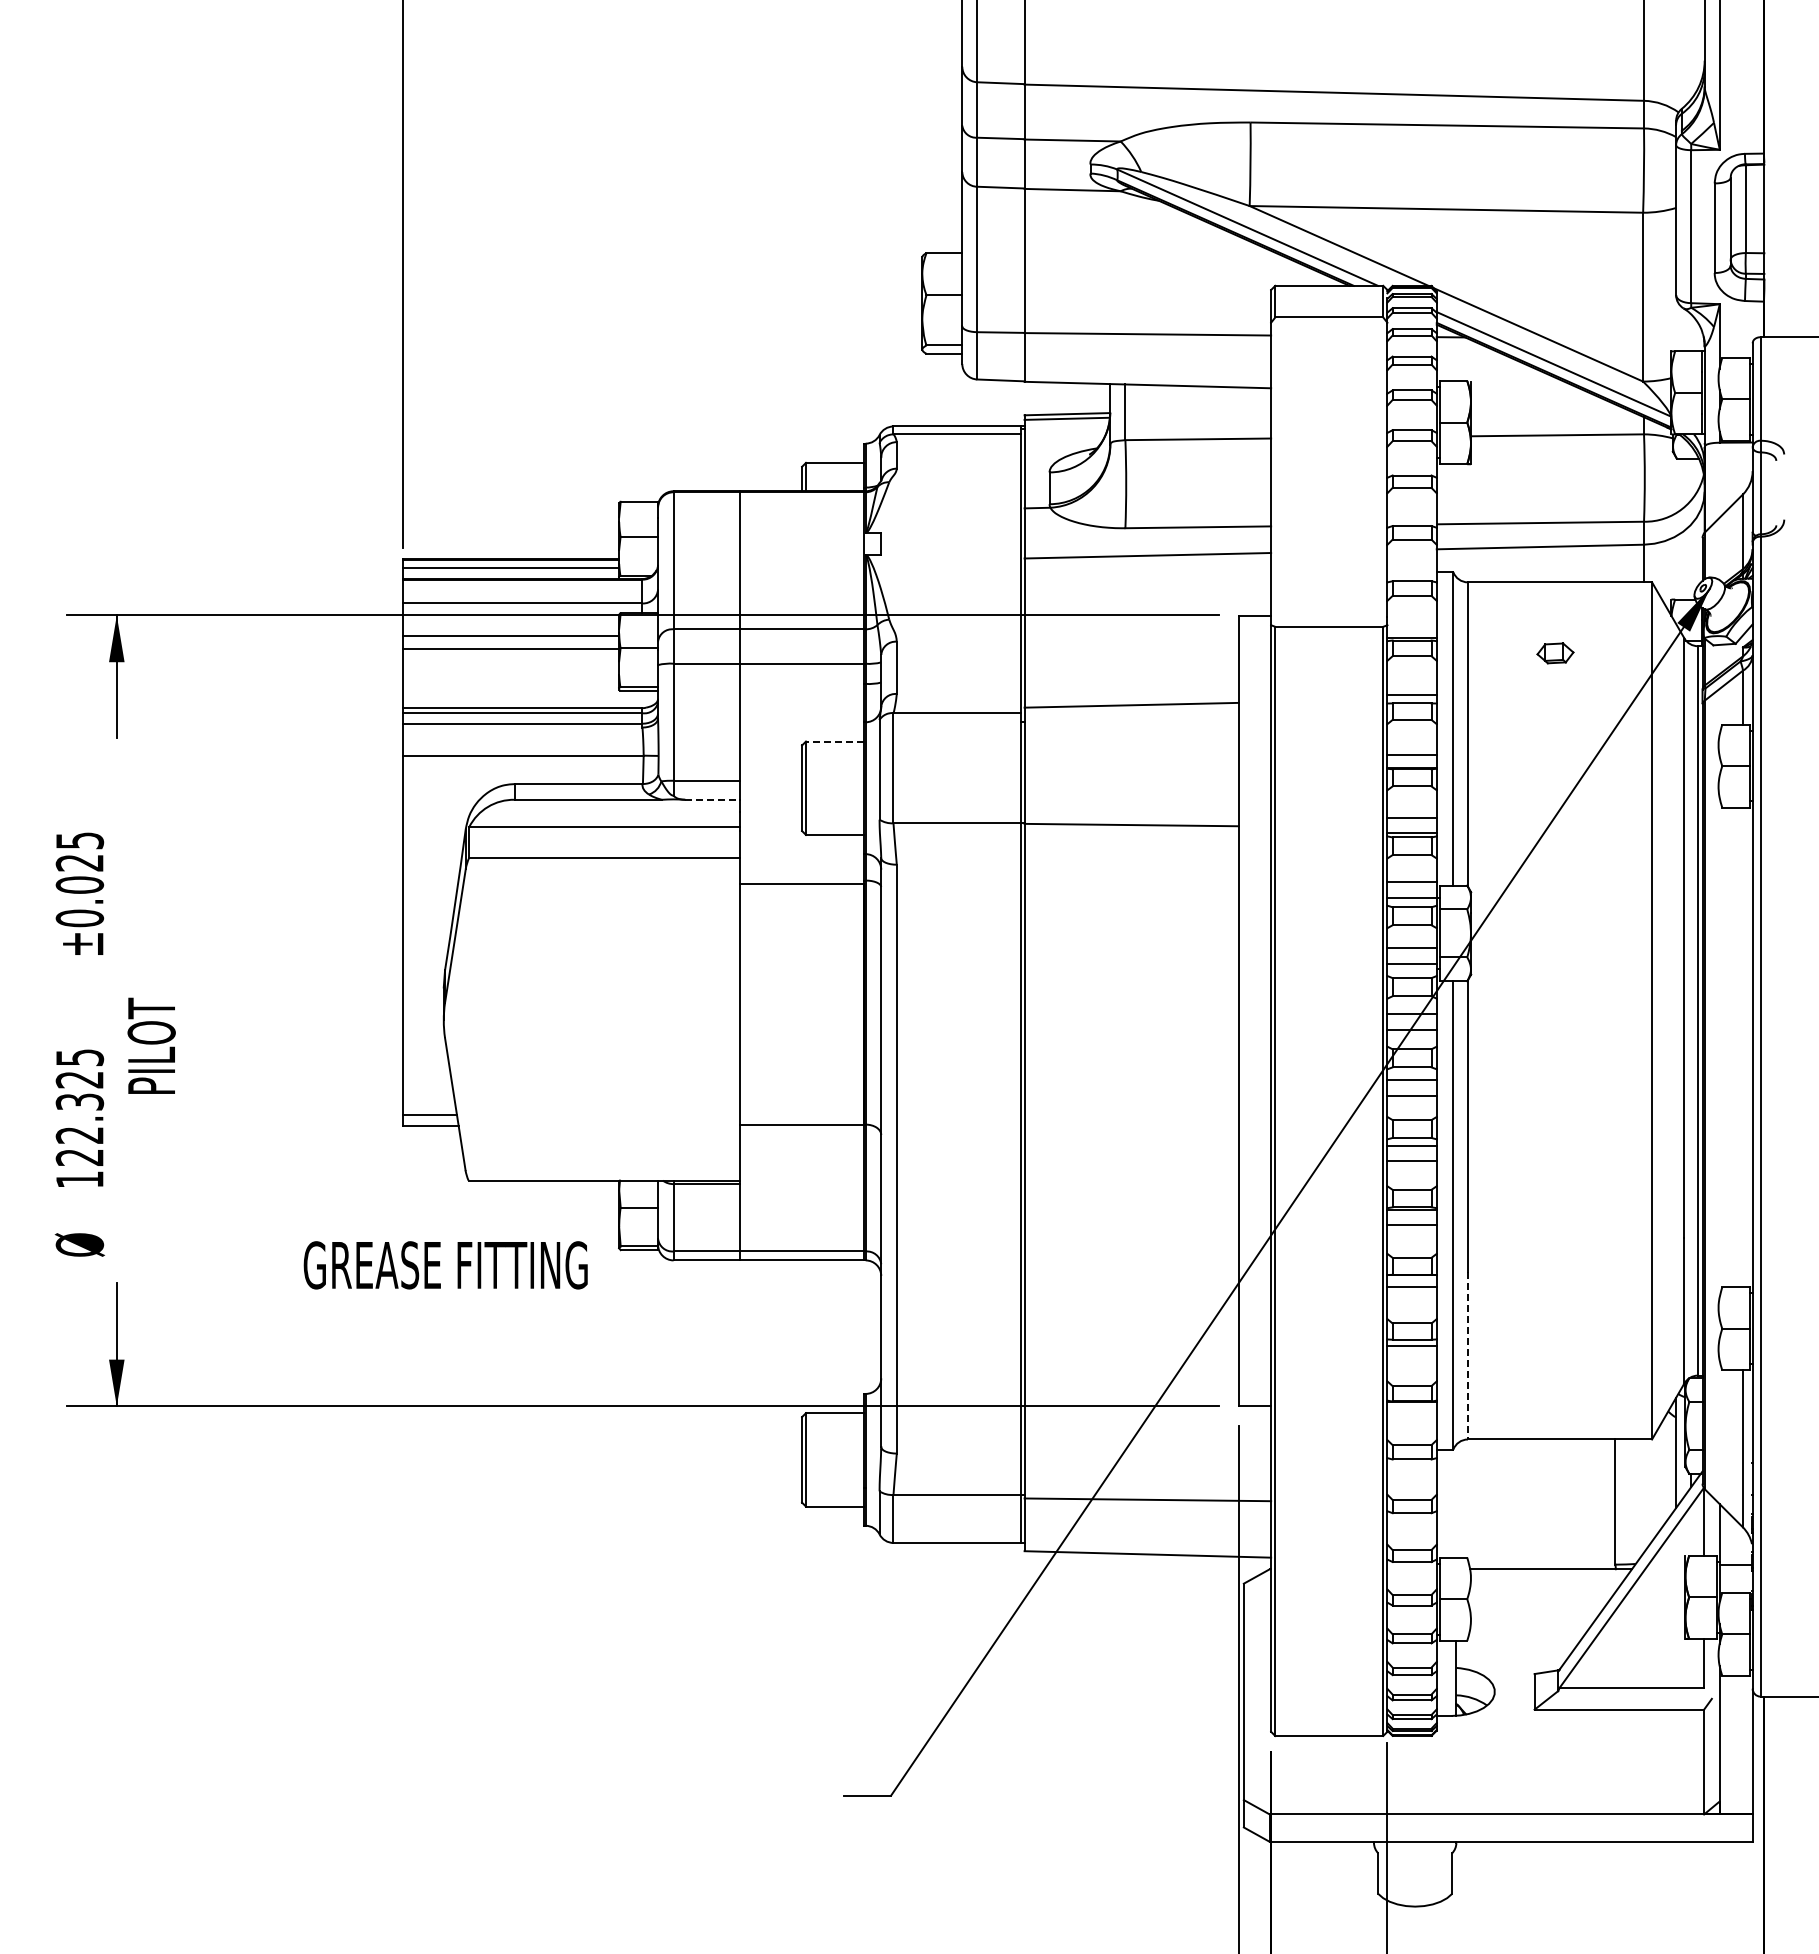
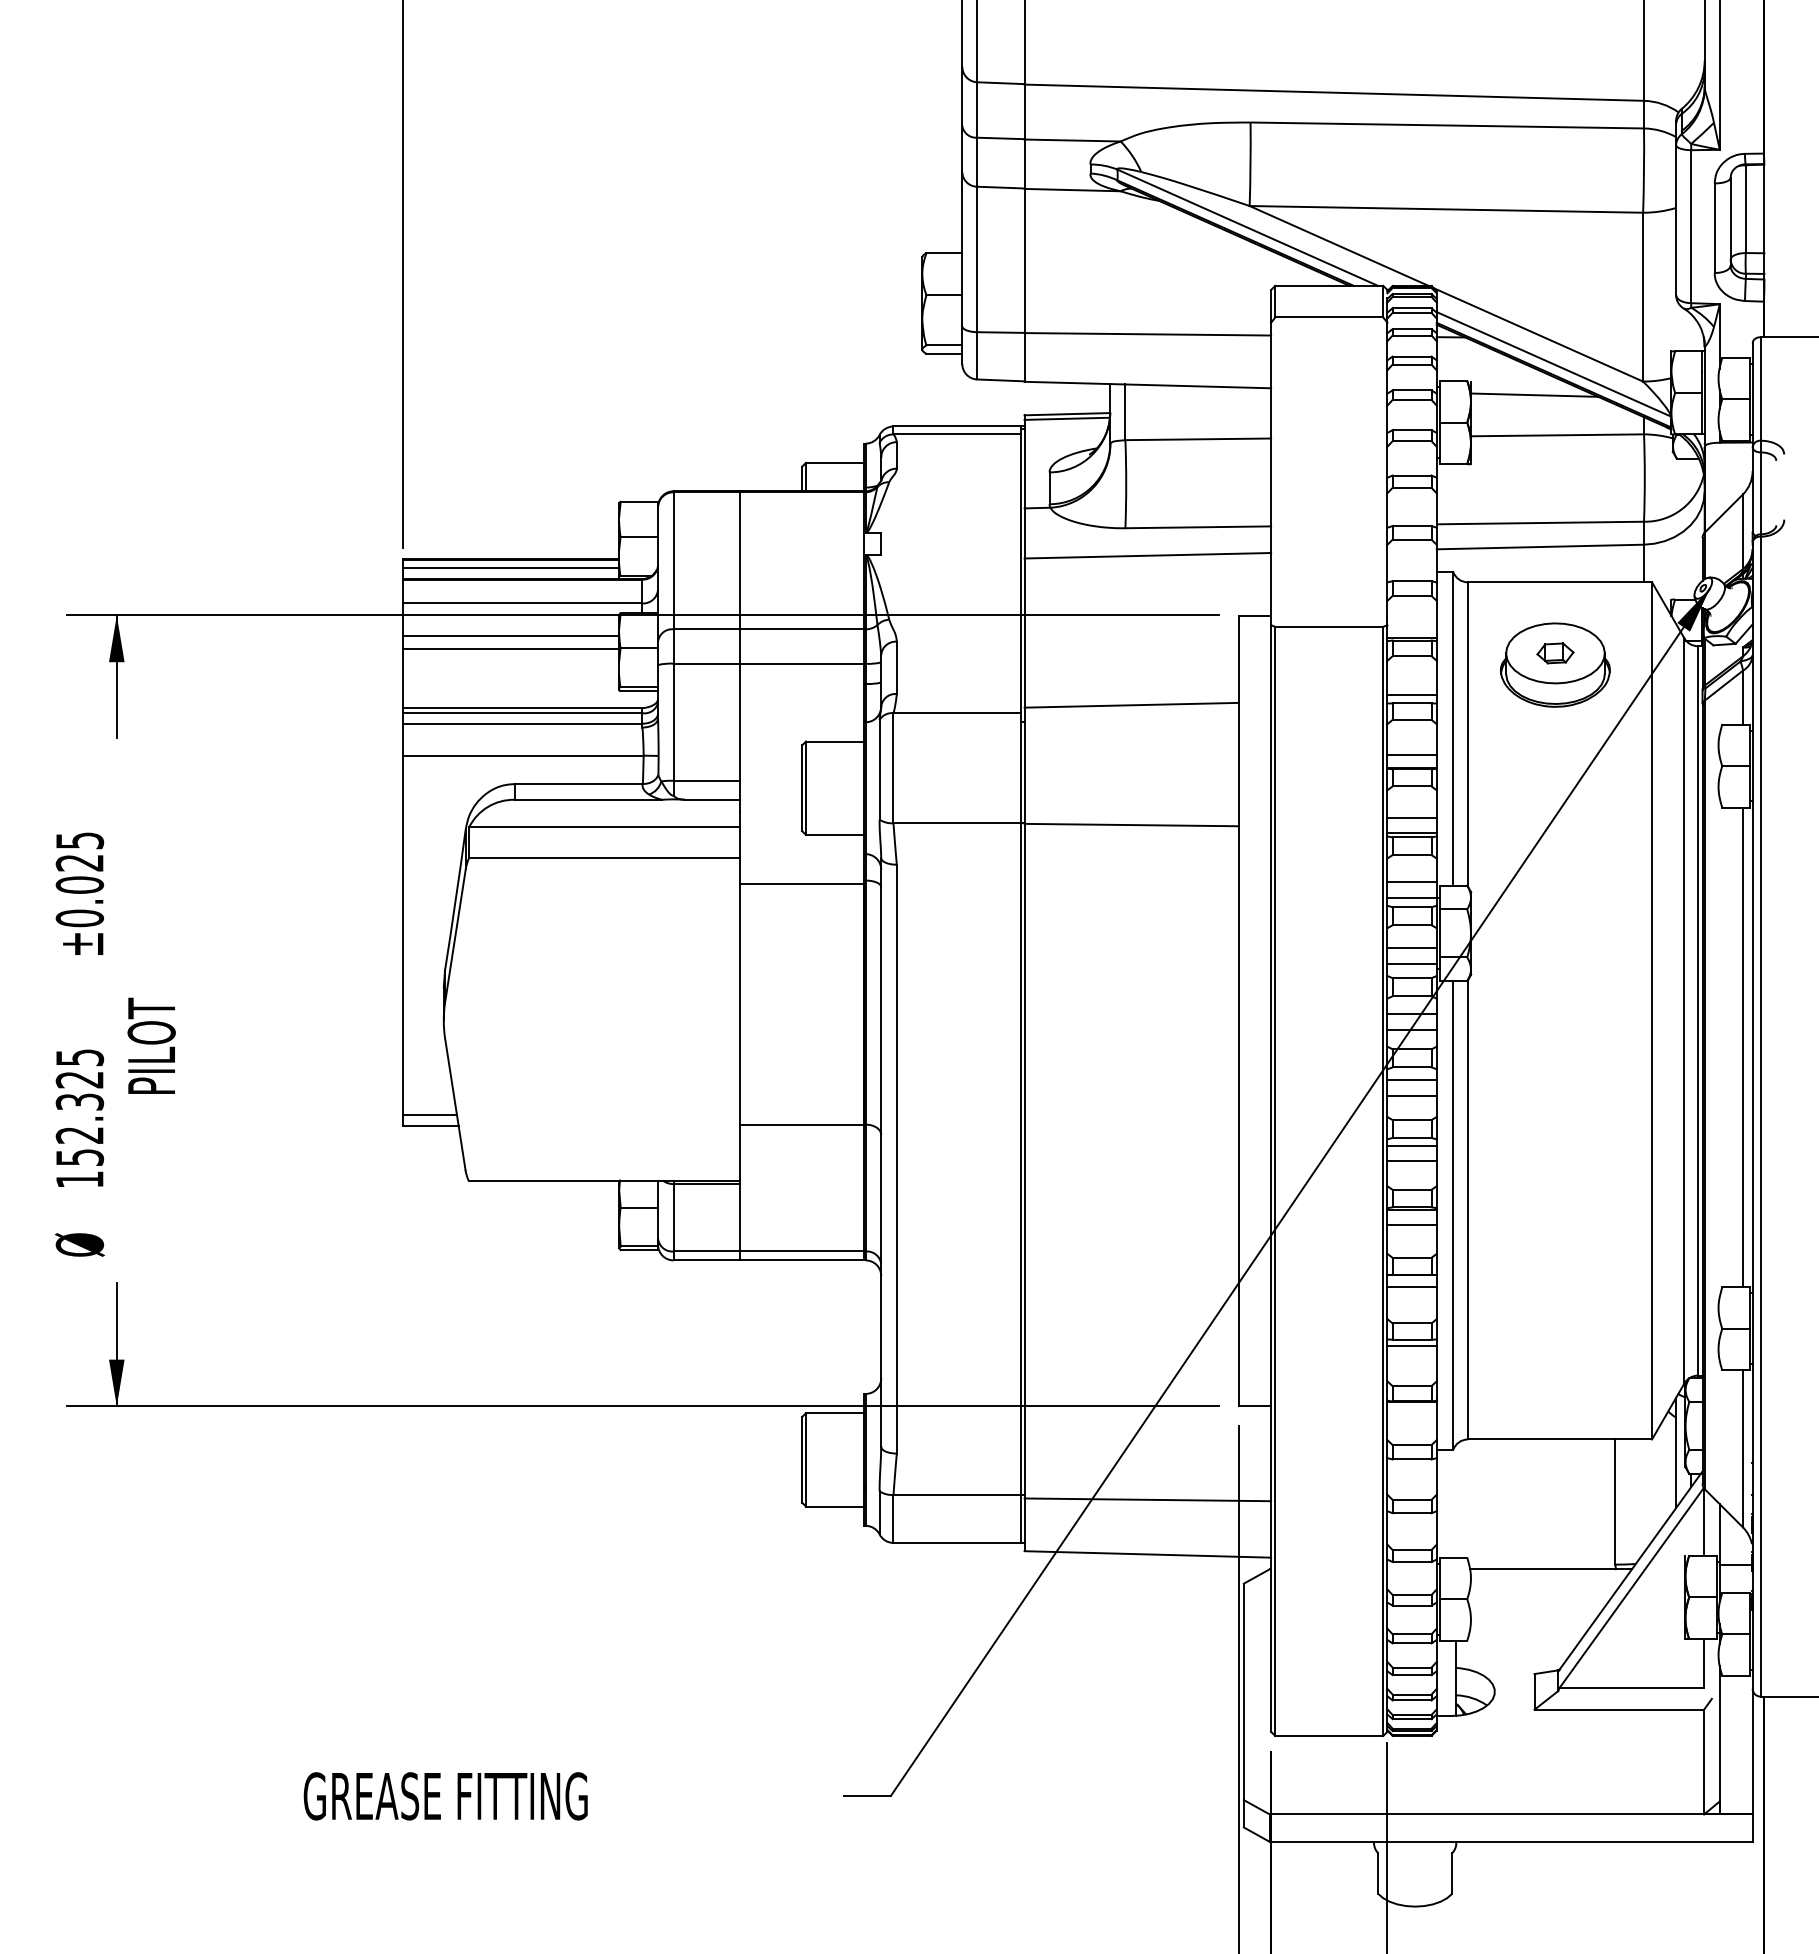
line: none -> present (1534, 394)
part: none -> present (1555, 664)
line: dashed -> solid (834, 741)
line: dashed -> solid (712, 799)
line: none -> present (1742, 1047)
text: 122.325 -> 152.325 (79, 1157)
text position: (445, 1265) -> (445, 1796) (445, 1796)
line: dashed -> solid (1467, 1355)
